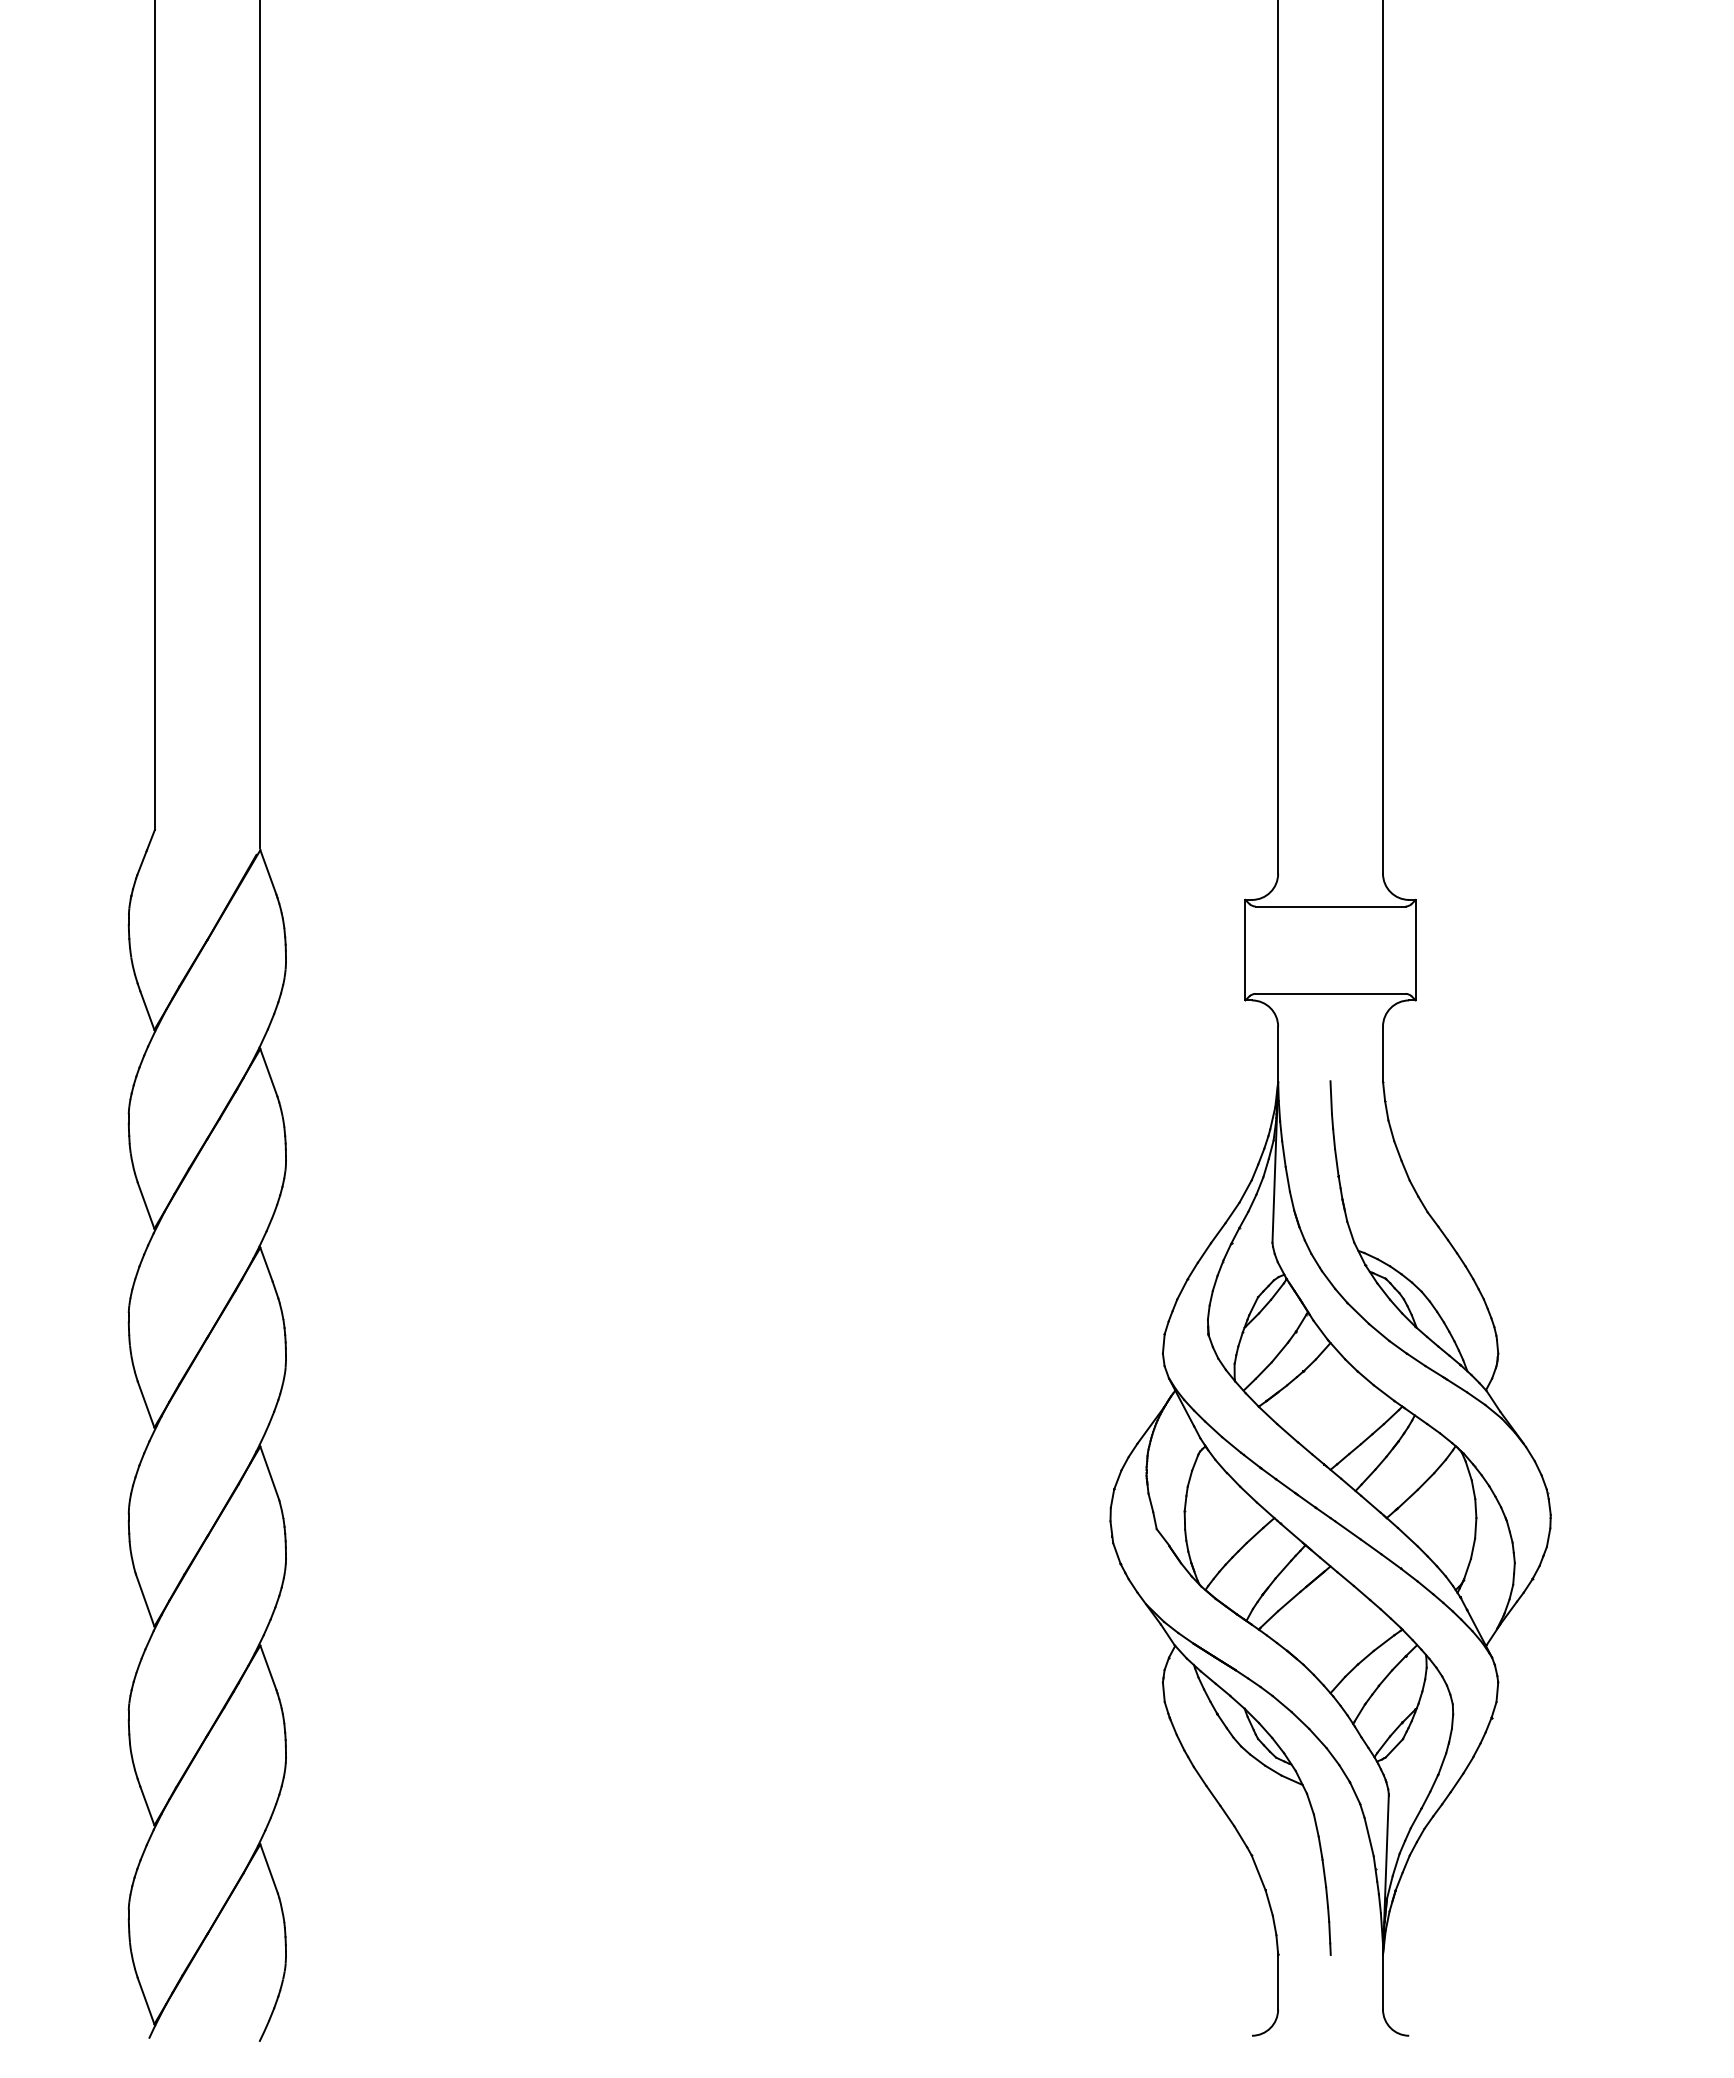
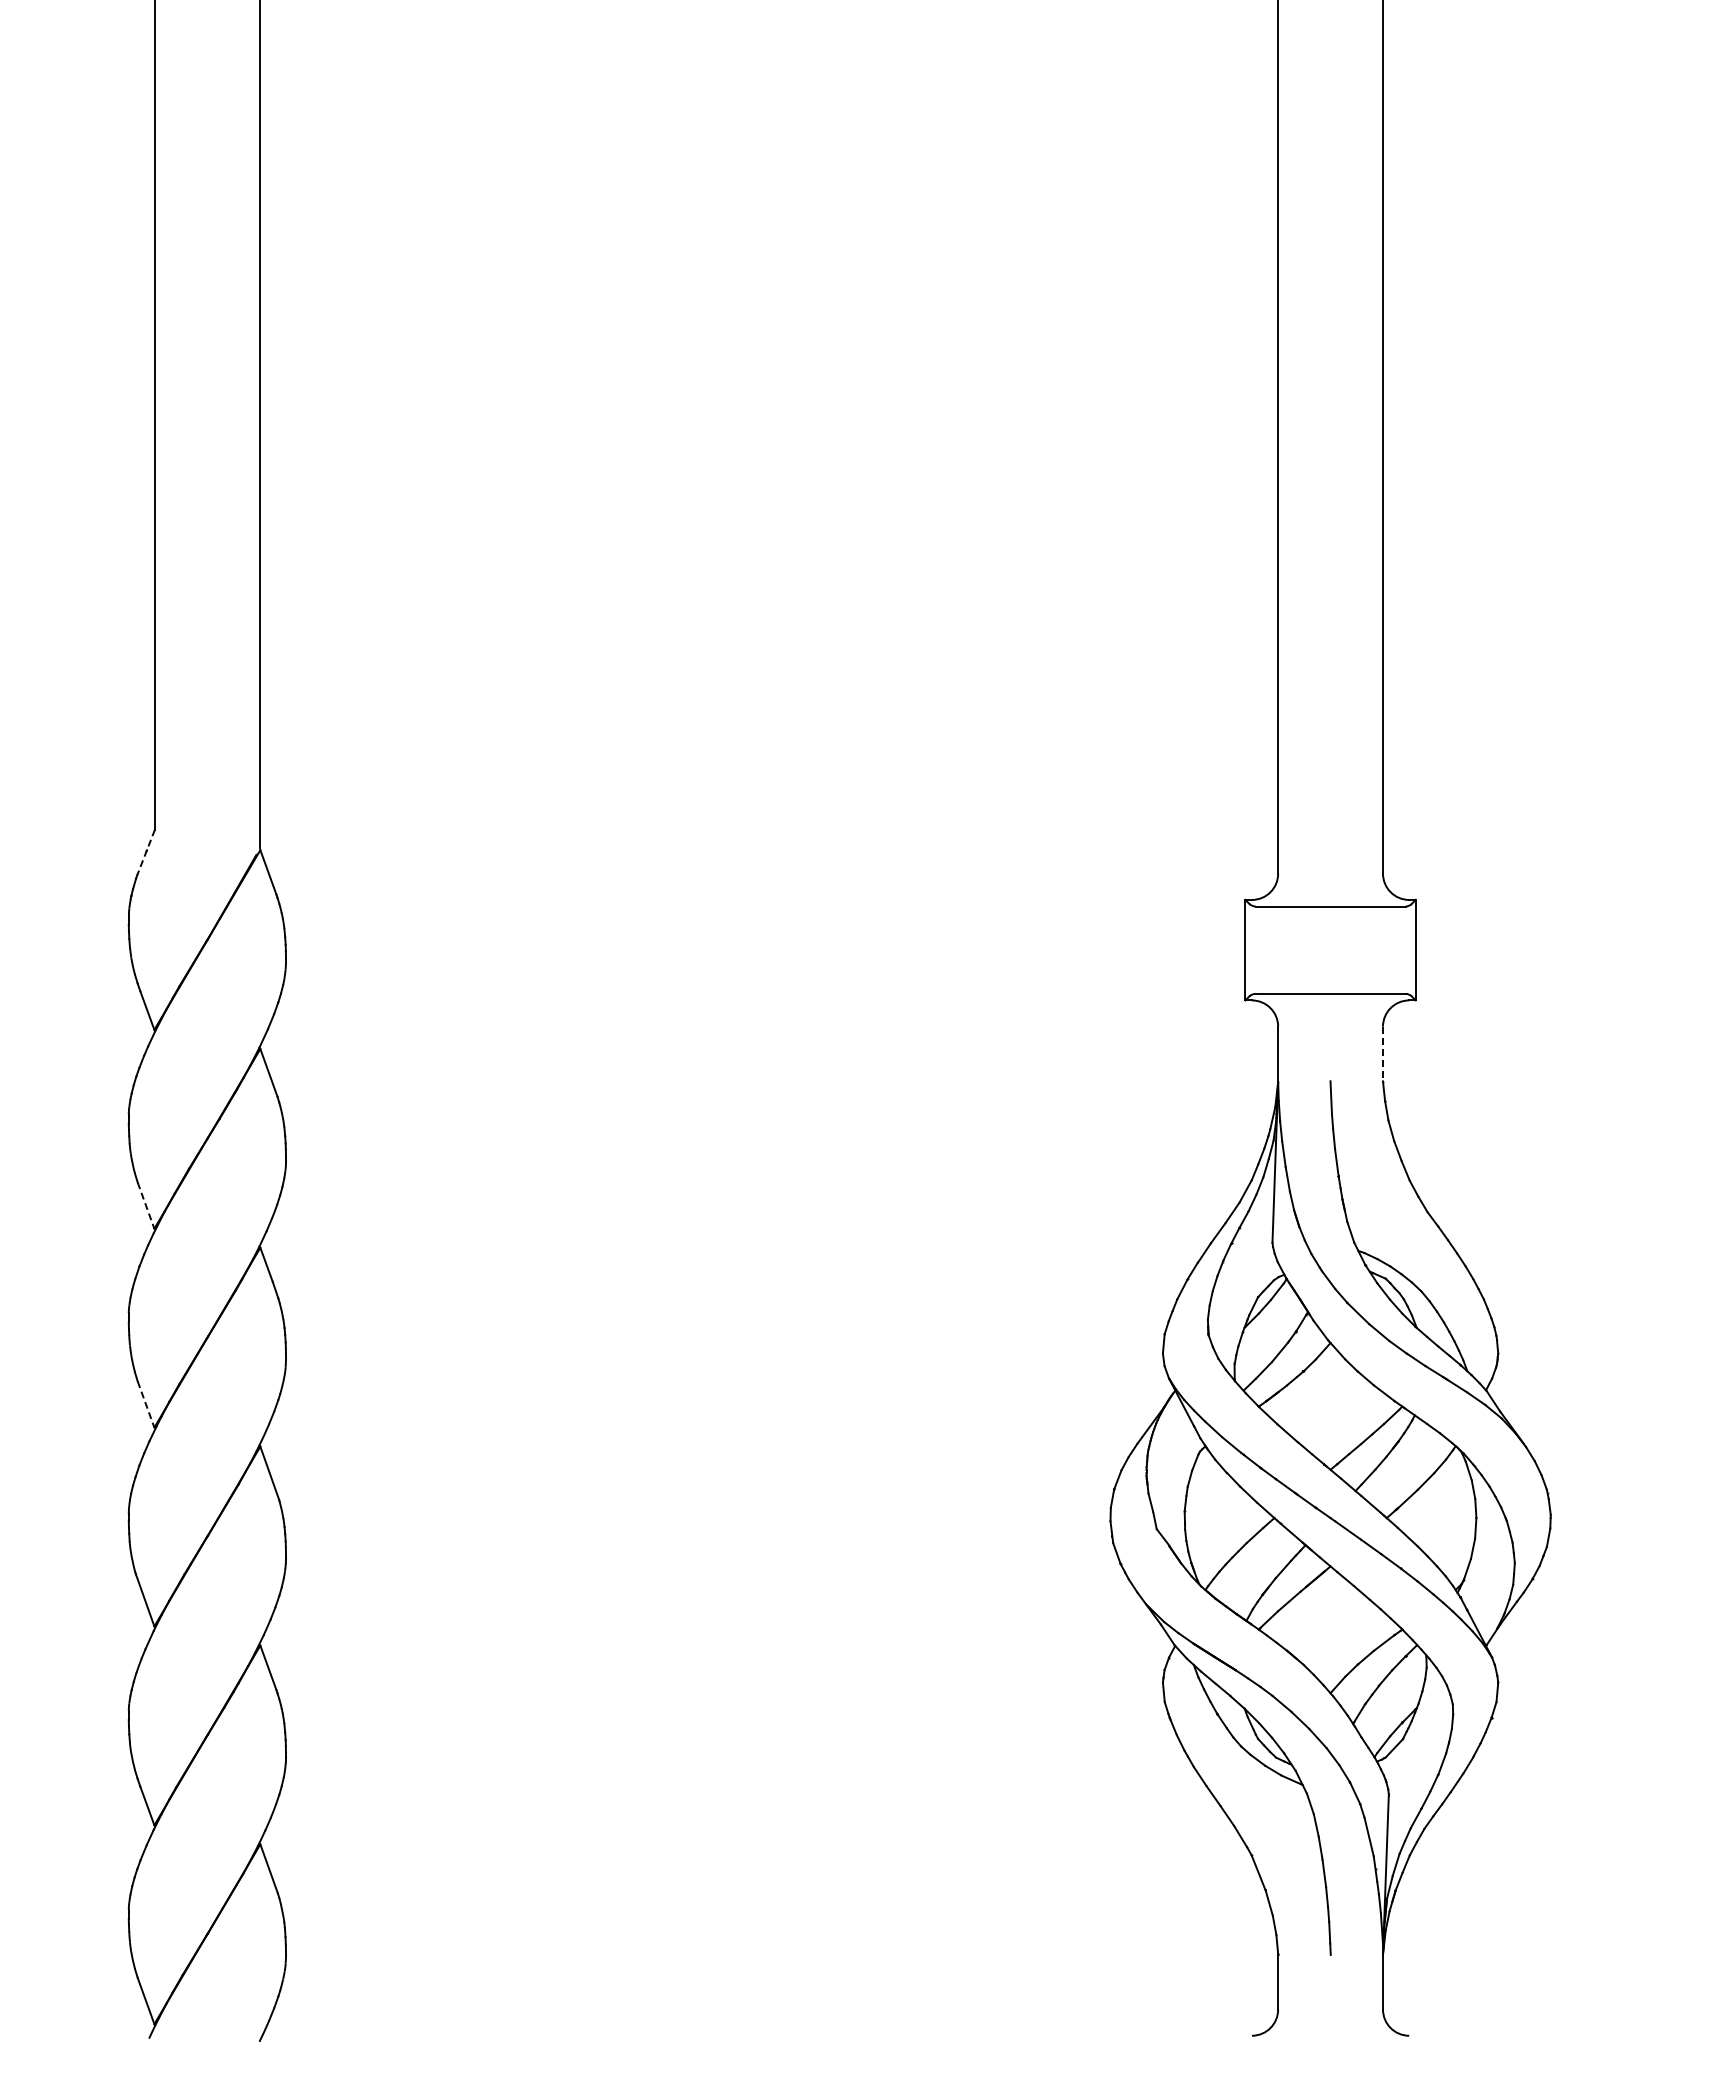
line: solid -> dashed (145, 852)
line: solid -> dashed (1383, 1054)
line: solid -> dashed (146, 1205)
line: solid -> dashed (146, 1404)
